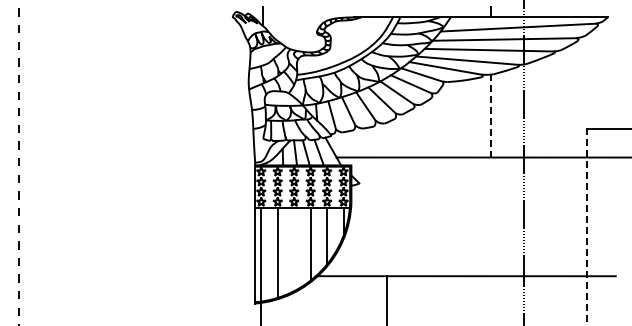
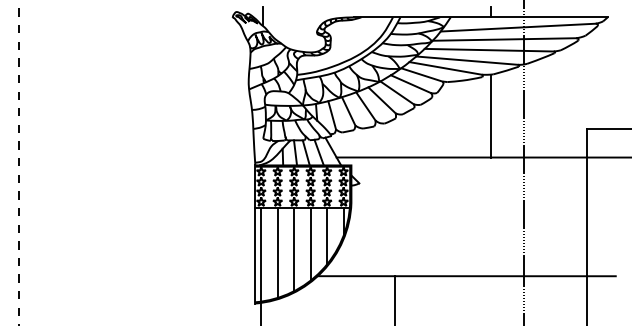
line: dashed -> solid (491, 115)
line: dashed -> solid (586, 226)
line: none -> present (294, 249)
line position: (387, 299) -> (395, 299) (395, 299)
